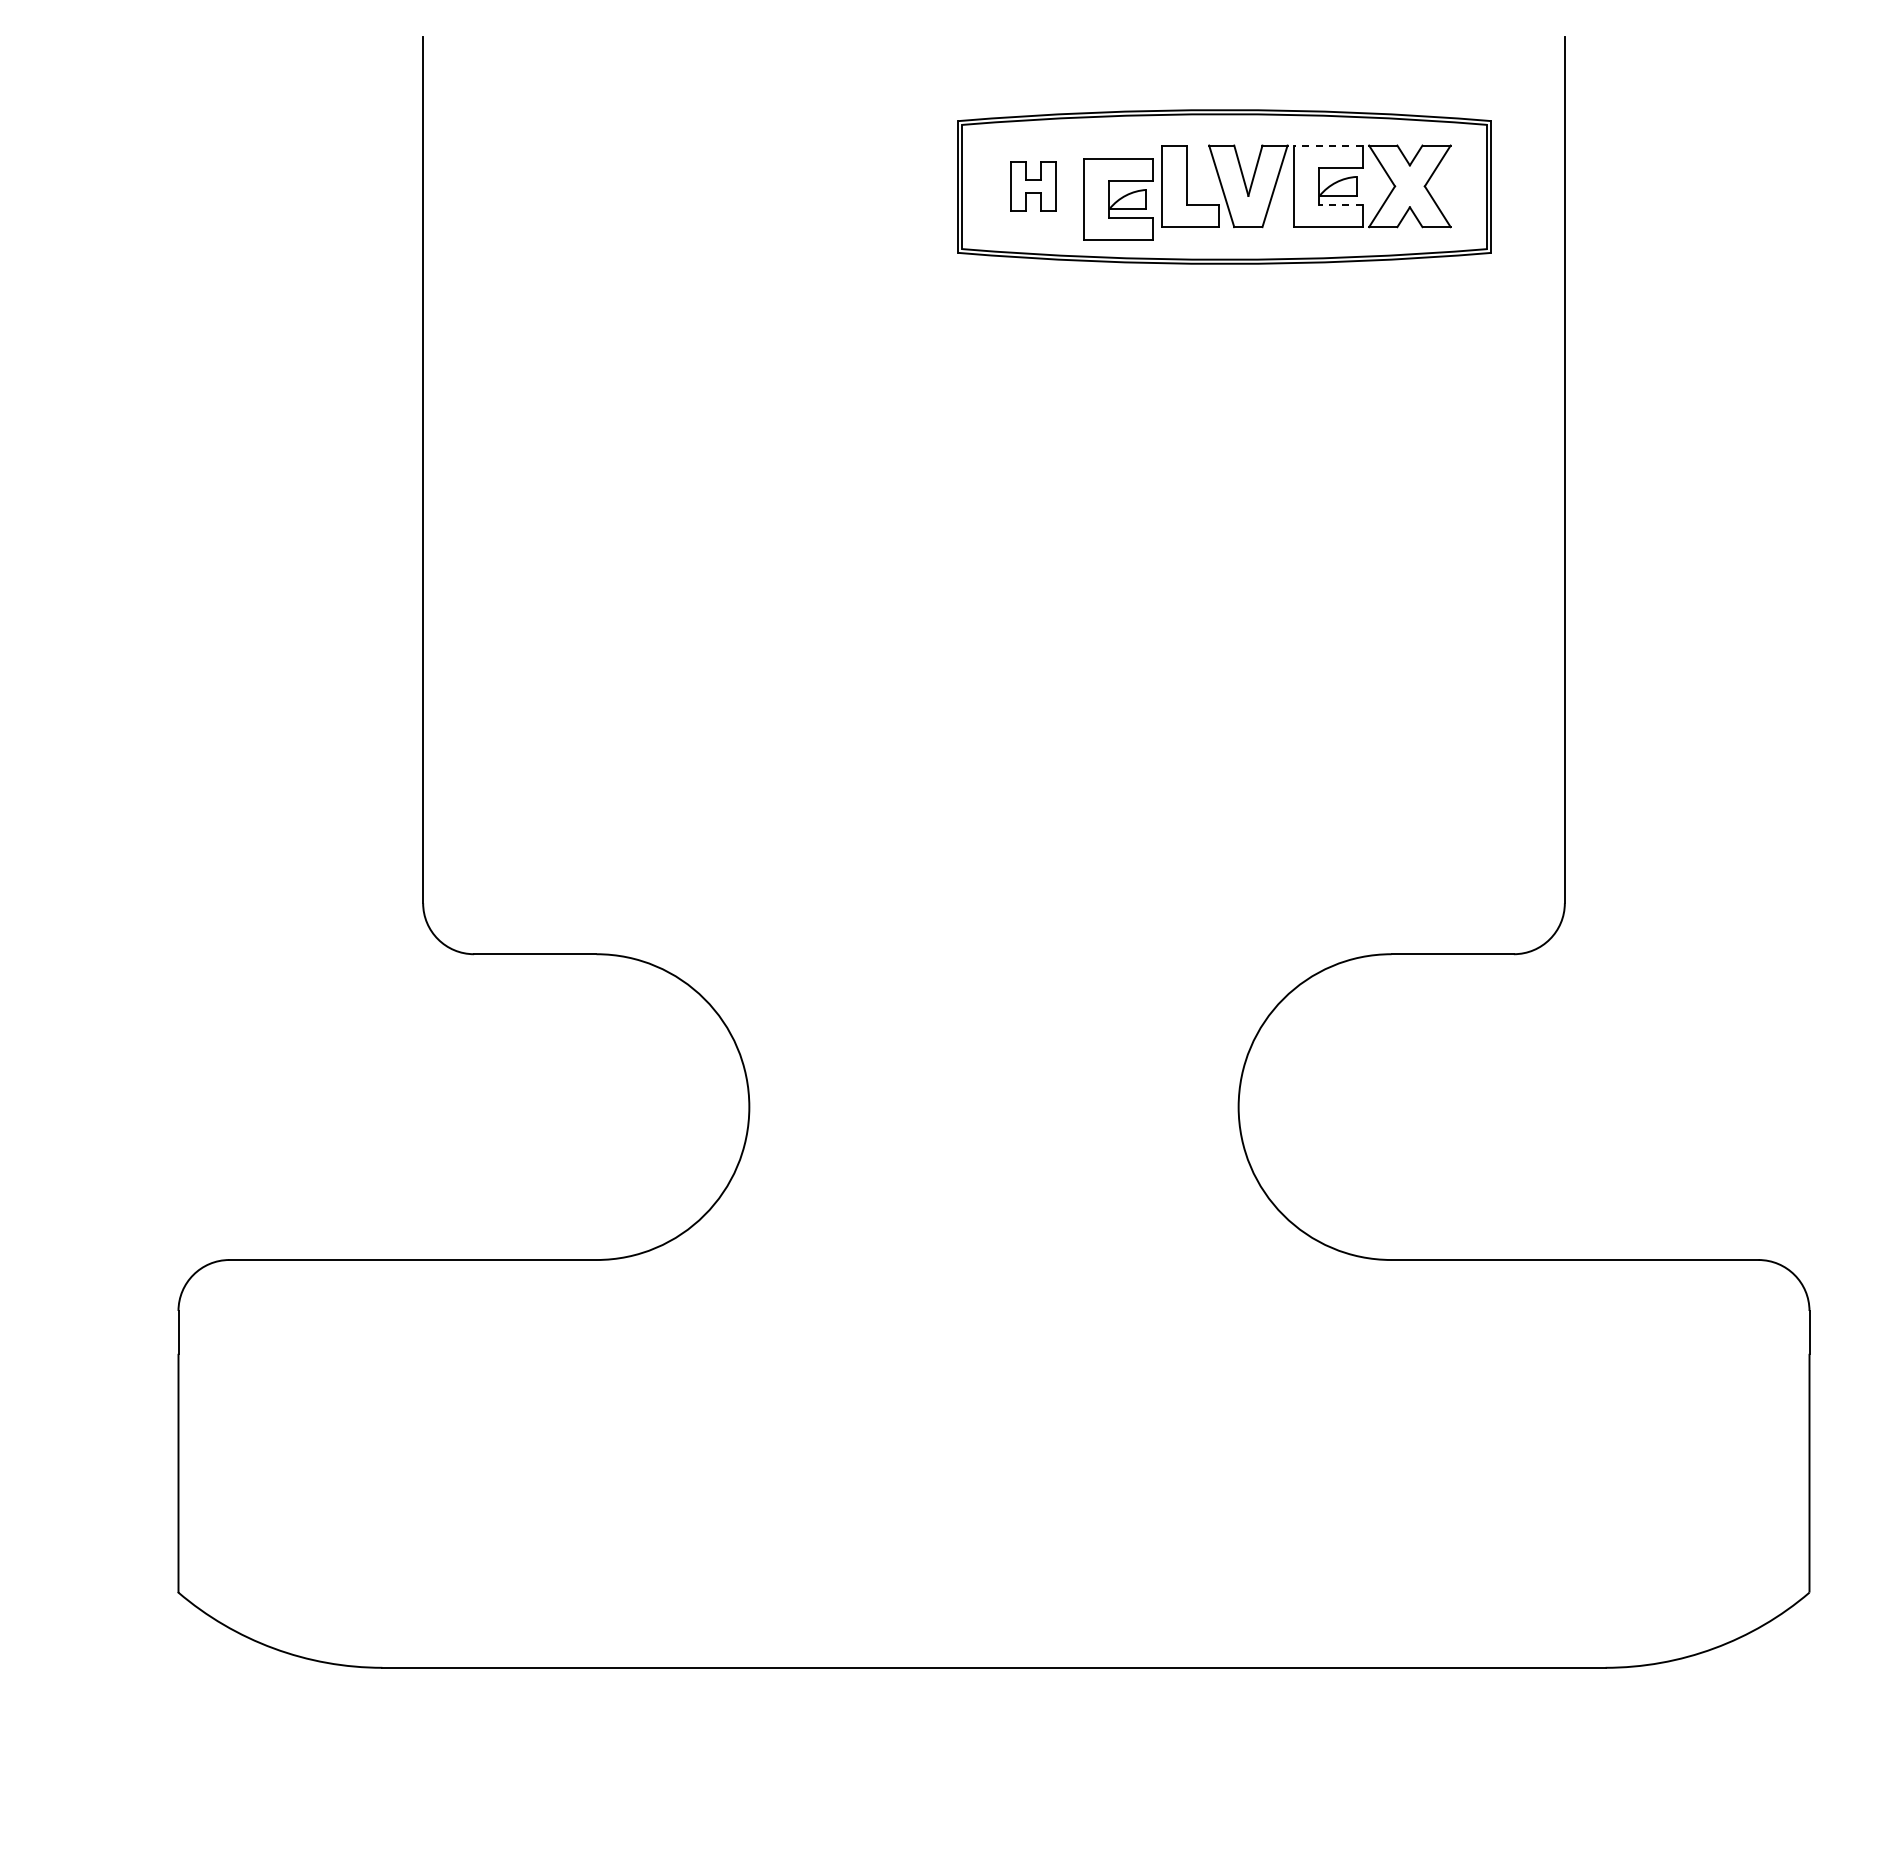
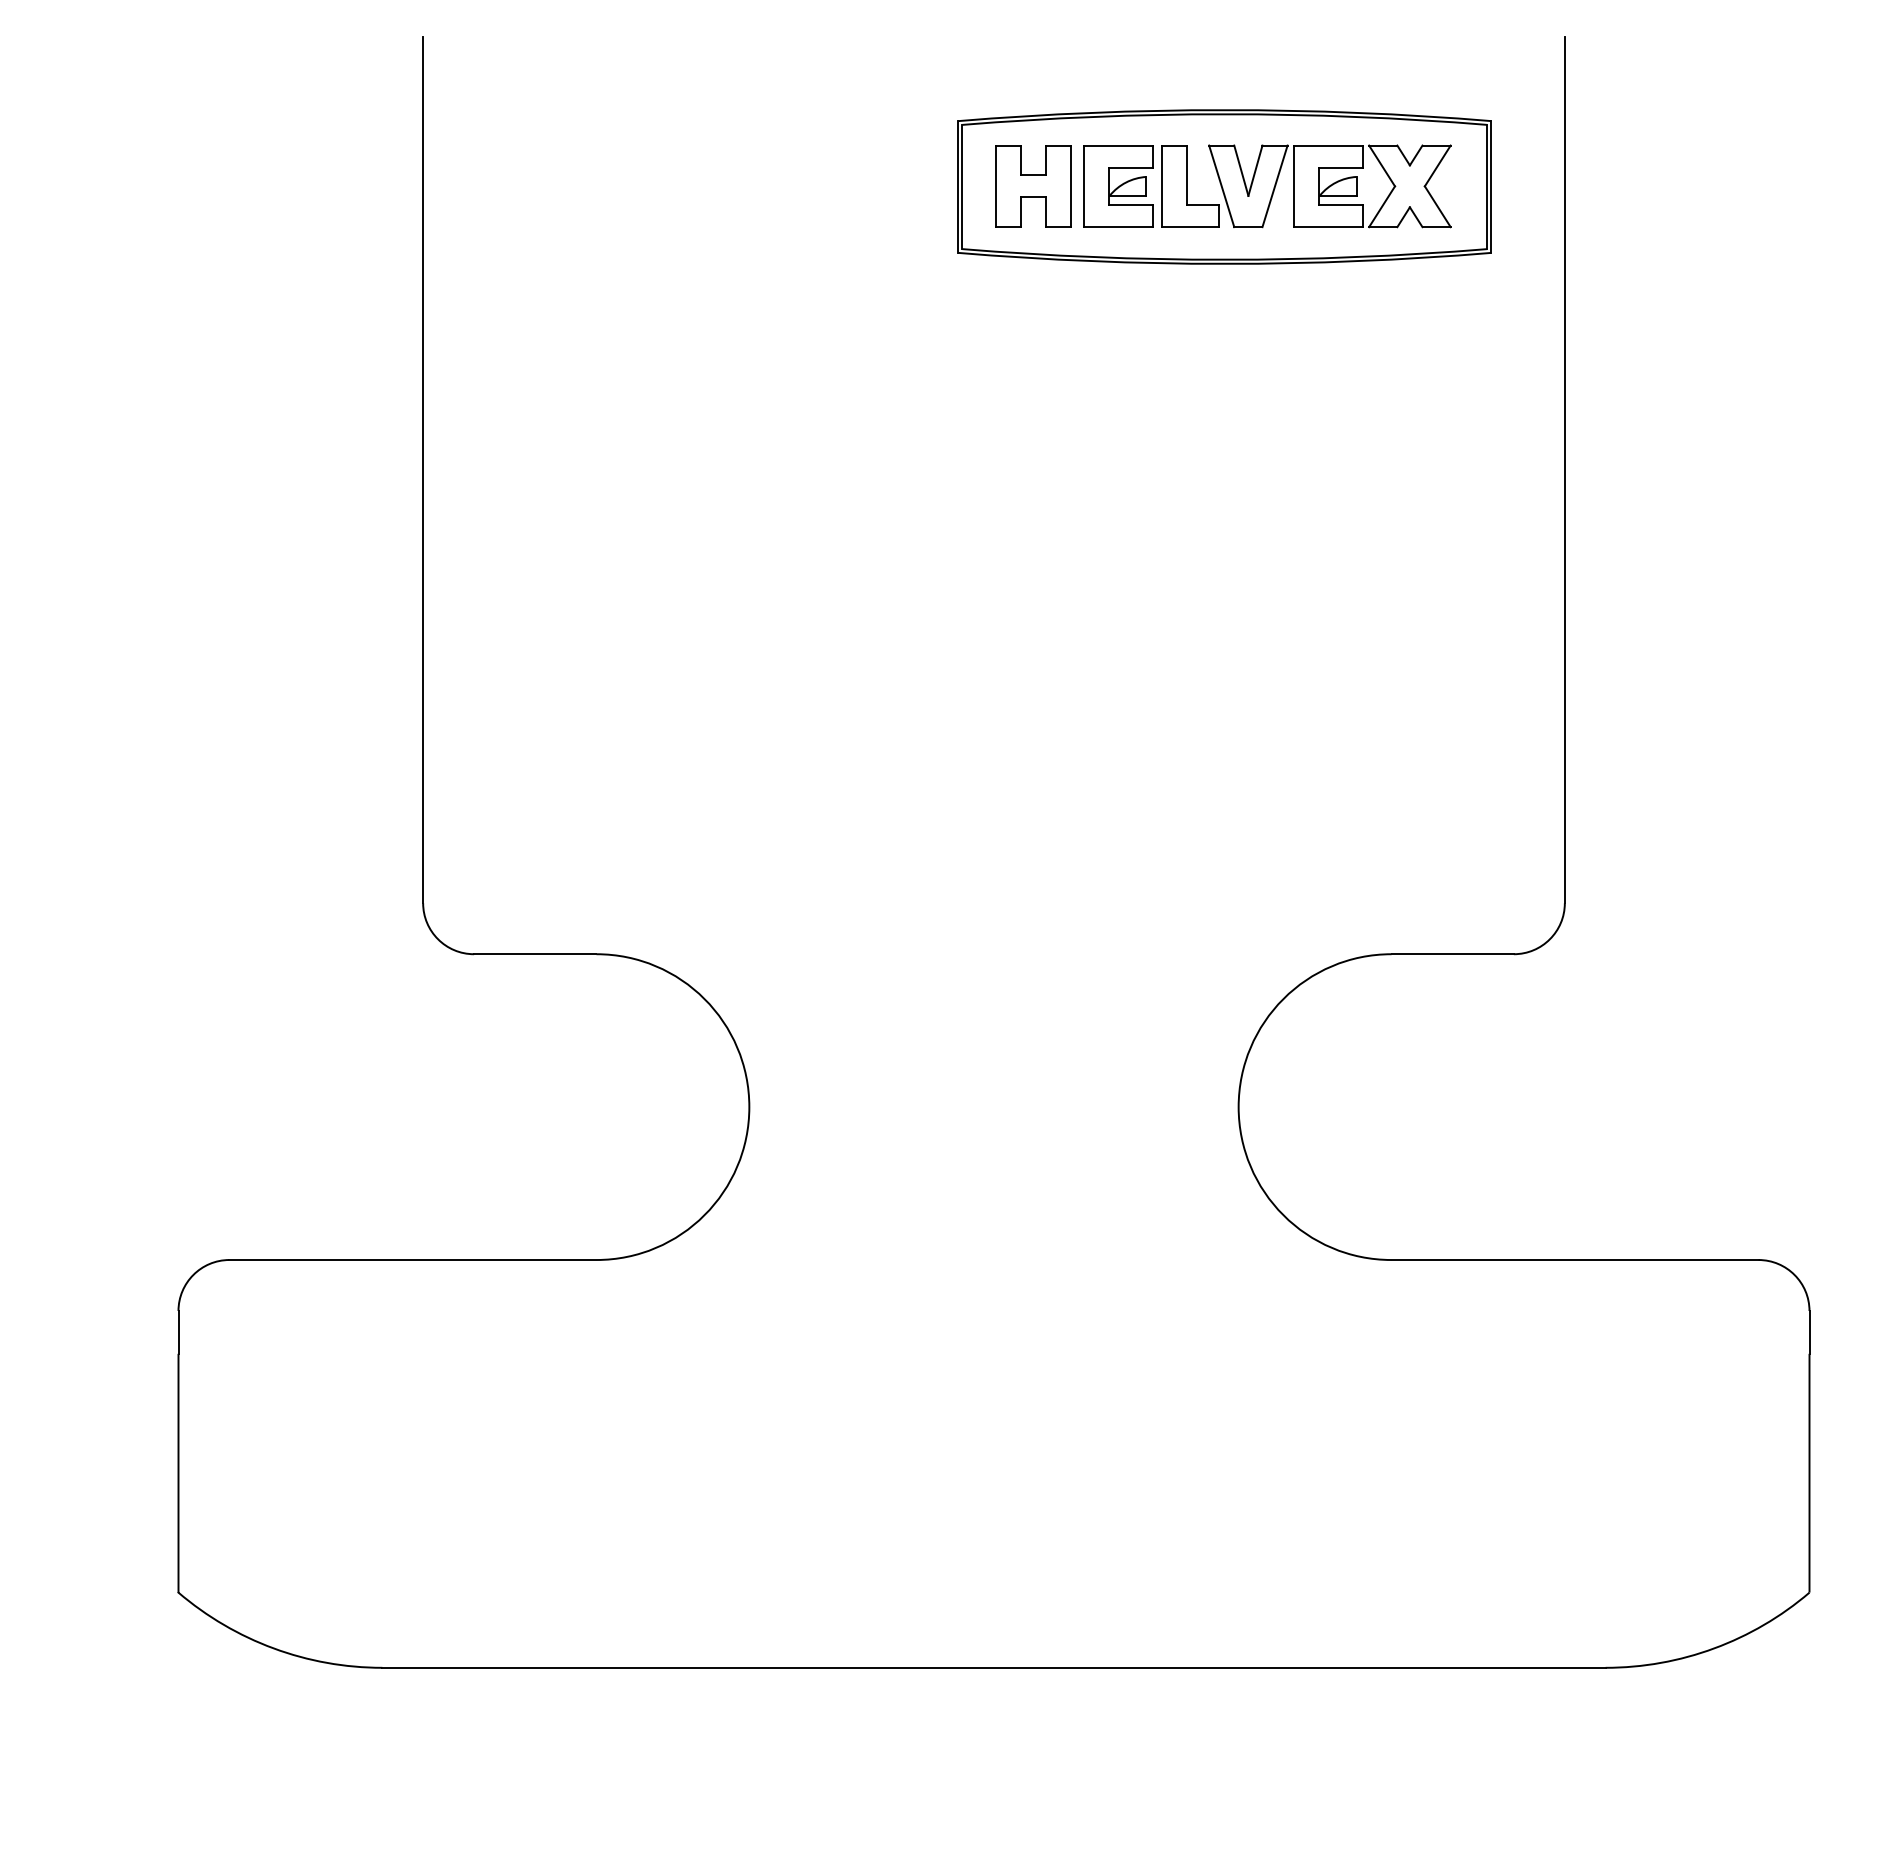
line: dashed -> solid (1328, 145)
part size: 47x51 px -> 77x83 px (1033, 186)
part position: (1118, 199) -> (1118, 186) (1118, 186)
line: dashed -> solid (1340, 205)
